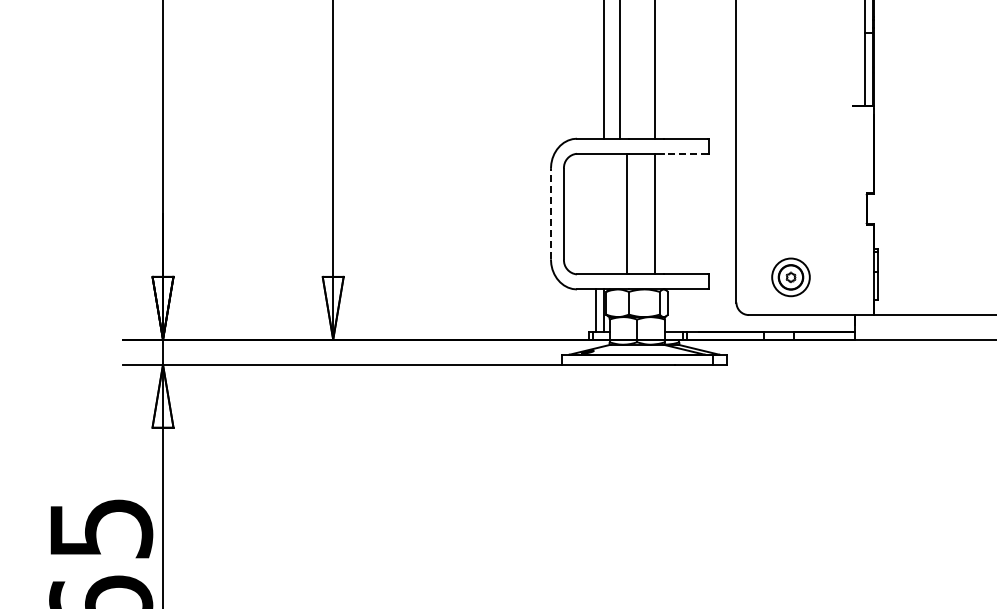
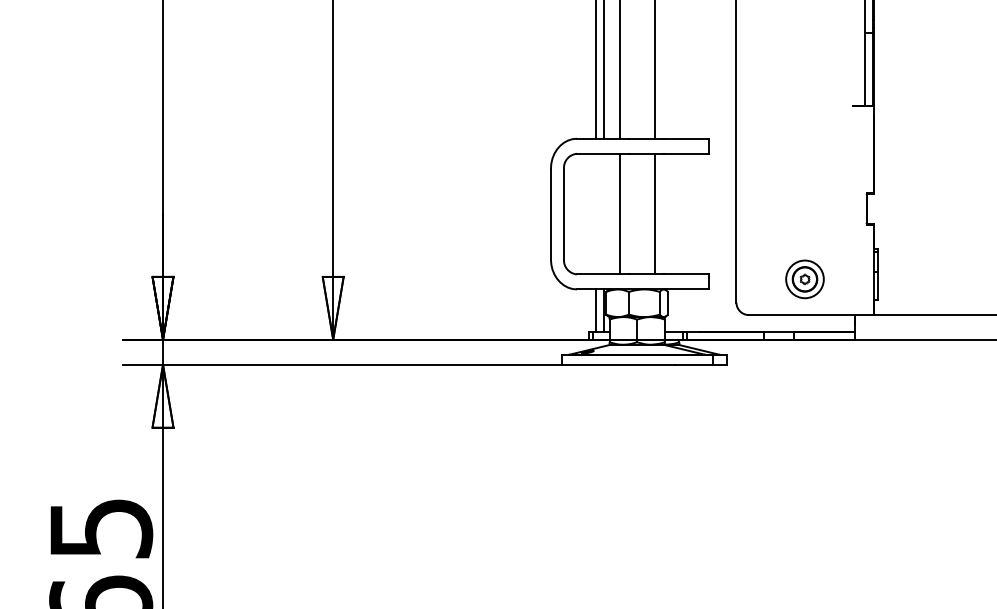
line: none -> present (596, 70)
line: dashed -> solid (685, 153)
line: dashed -> solid (550, 213)
line position: (626, 213) -> (619, 213) (619, 213)
part position: (790, 277) -> (804, 279) (804, 279)
